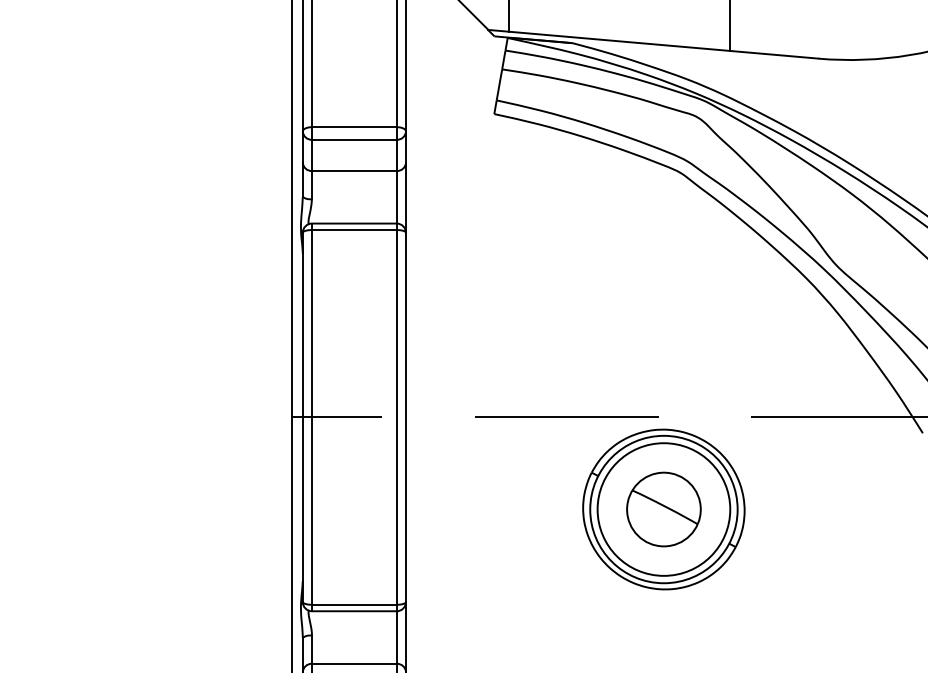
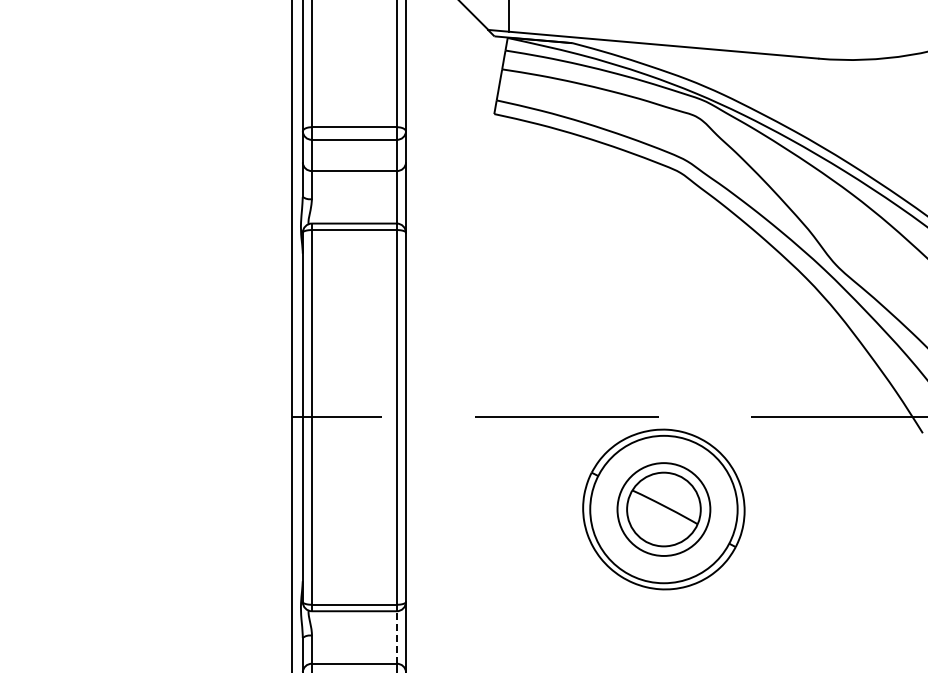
line: present -> none (730, 26)
circle diameter: 133 px -> 93 px (663, 509)
line: solid -> dashed (396, 637)
